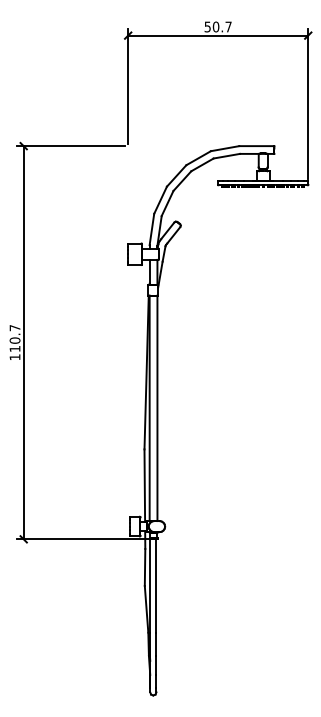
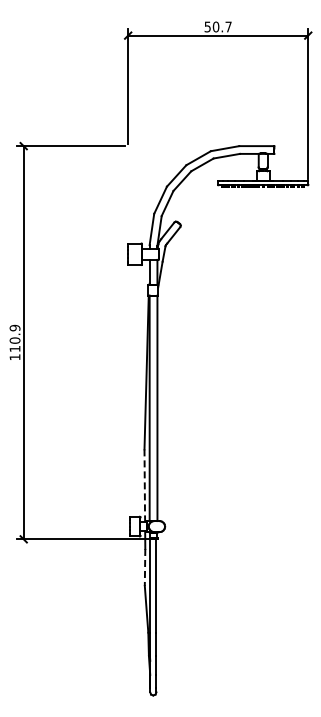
text: 110.7 -> 110.9 (14, 327)
line: solid -> dashed (144, 486)
line: solid -> dashed (145, 567)
